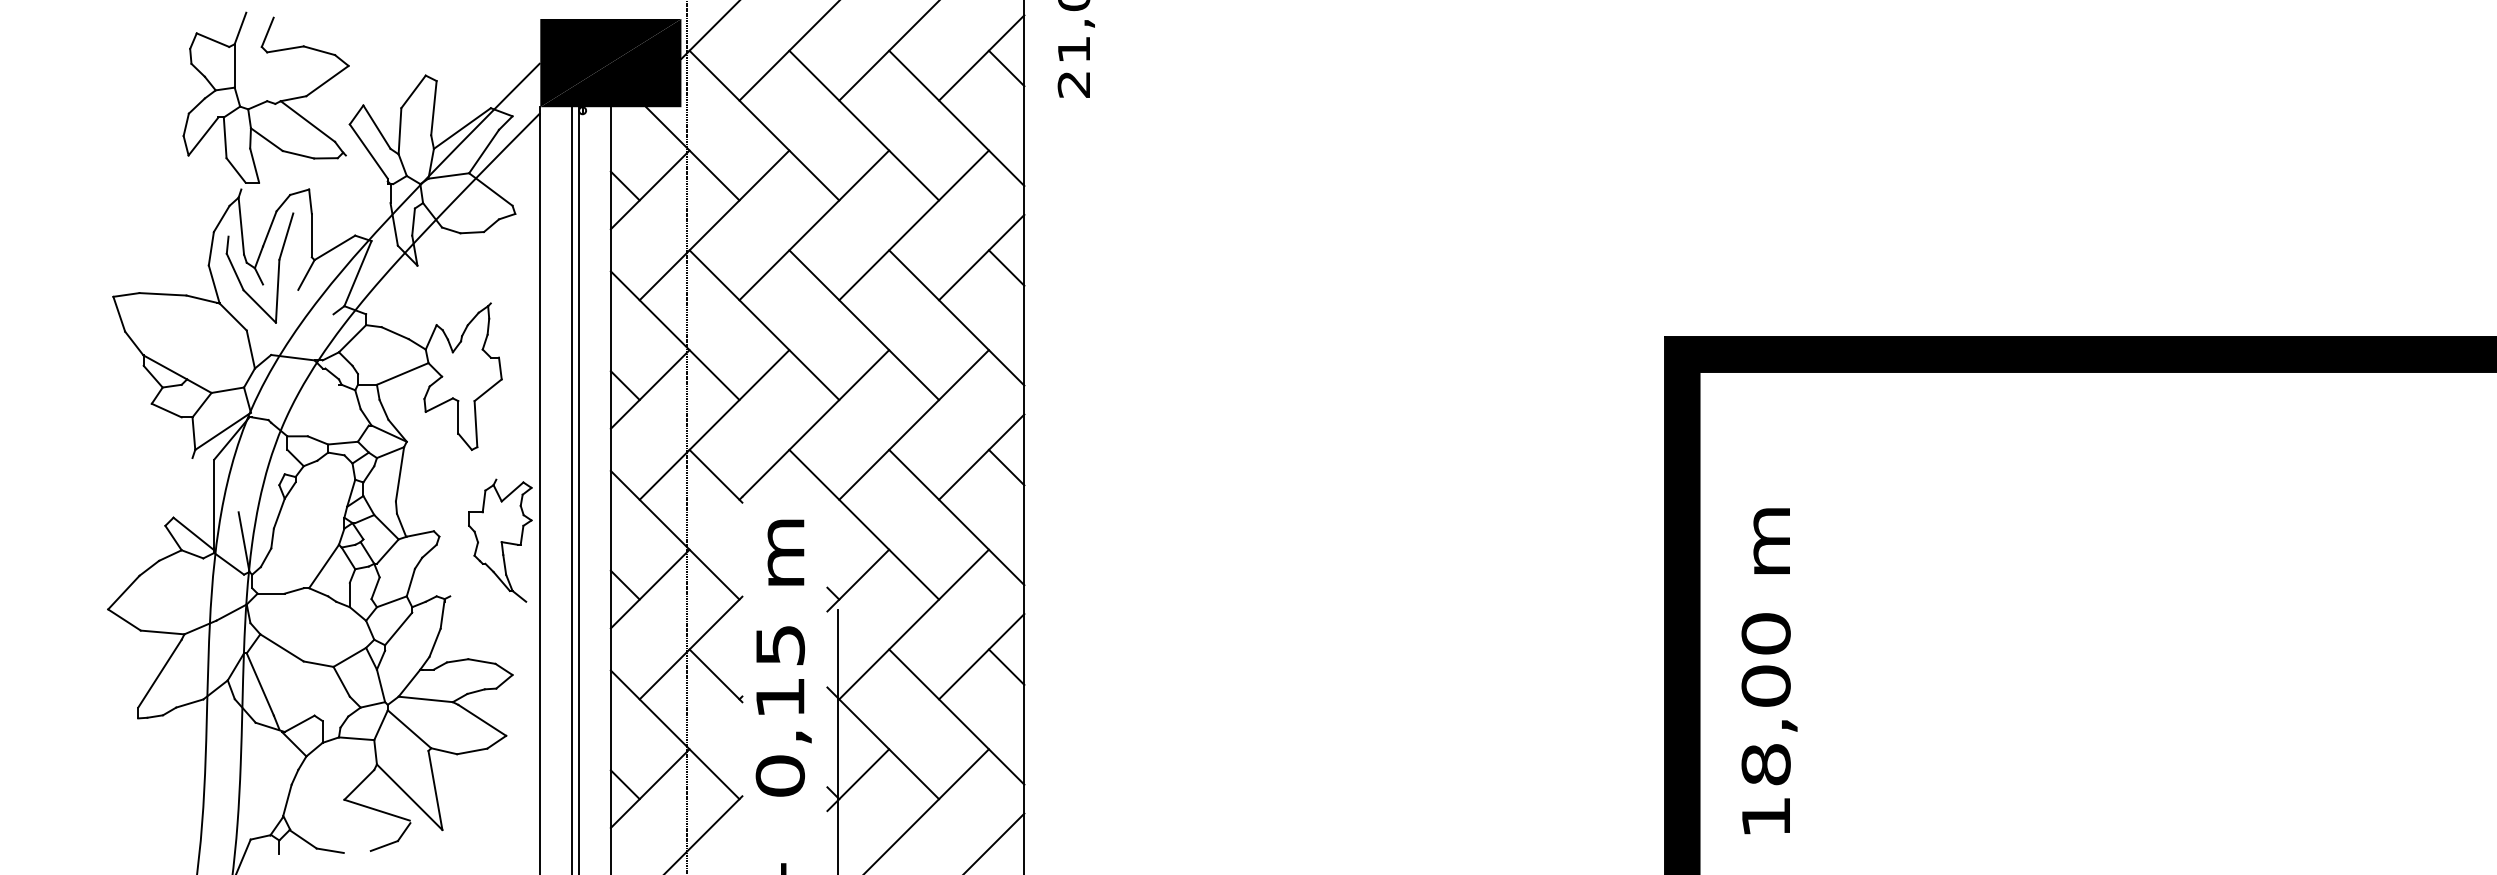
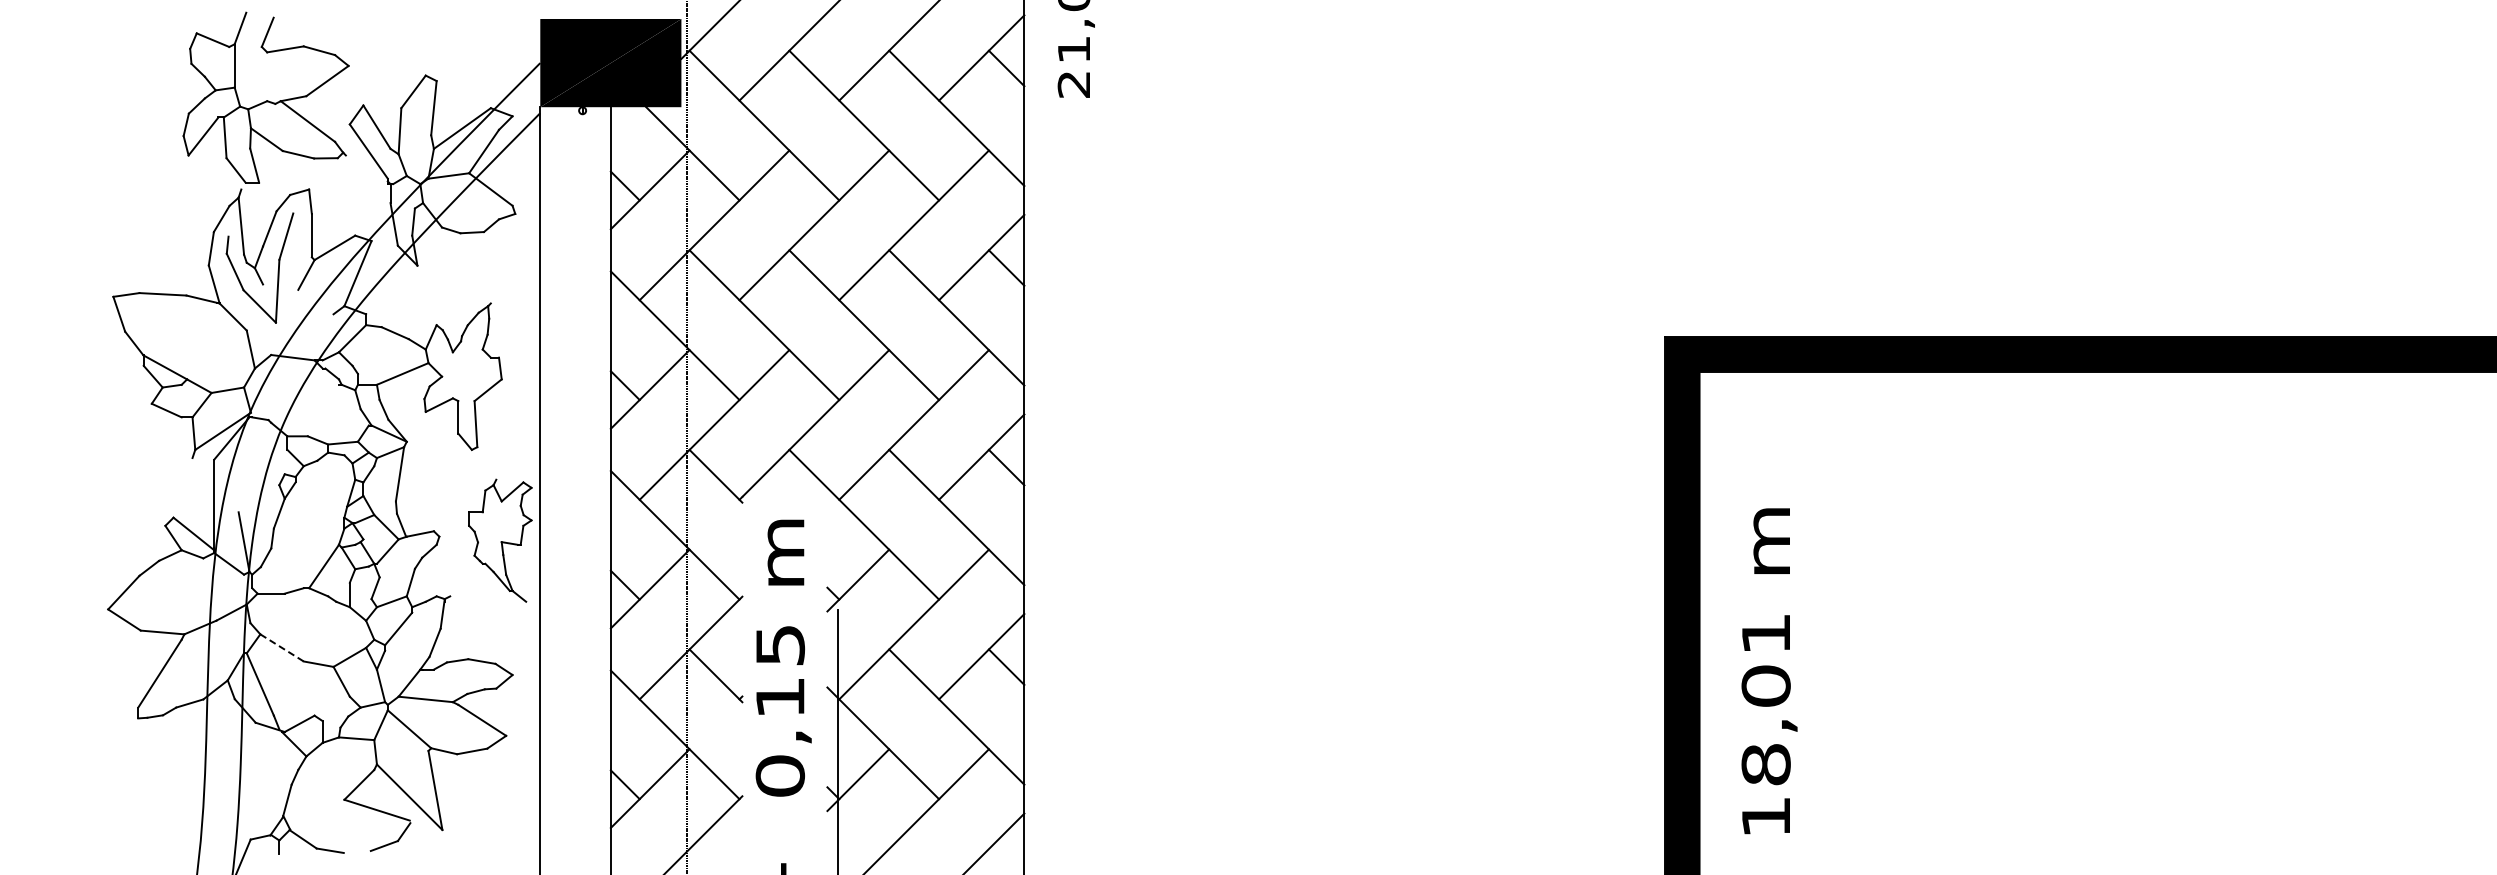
line: present -> none (572, 489)
line: present -> none (579, 489)
text: 18,00 -> 18,01 (1765, 633)
line: solid -> dashed (282, 647)
